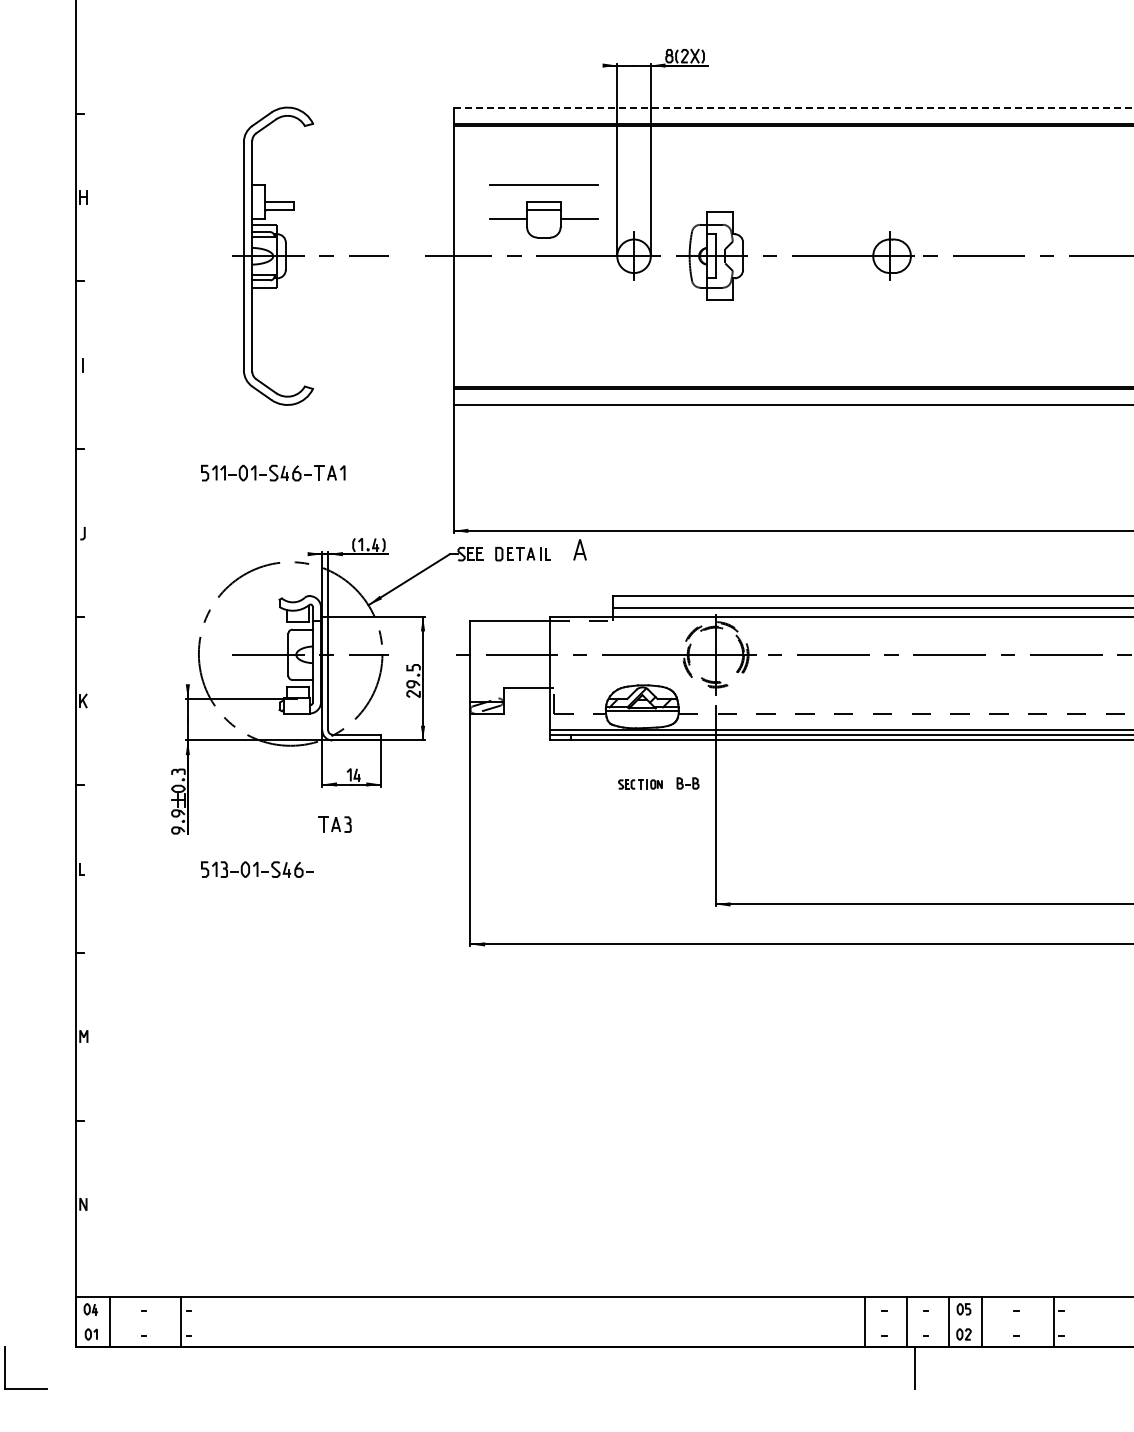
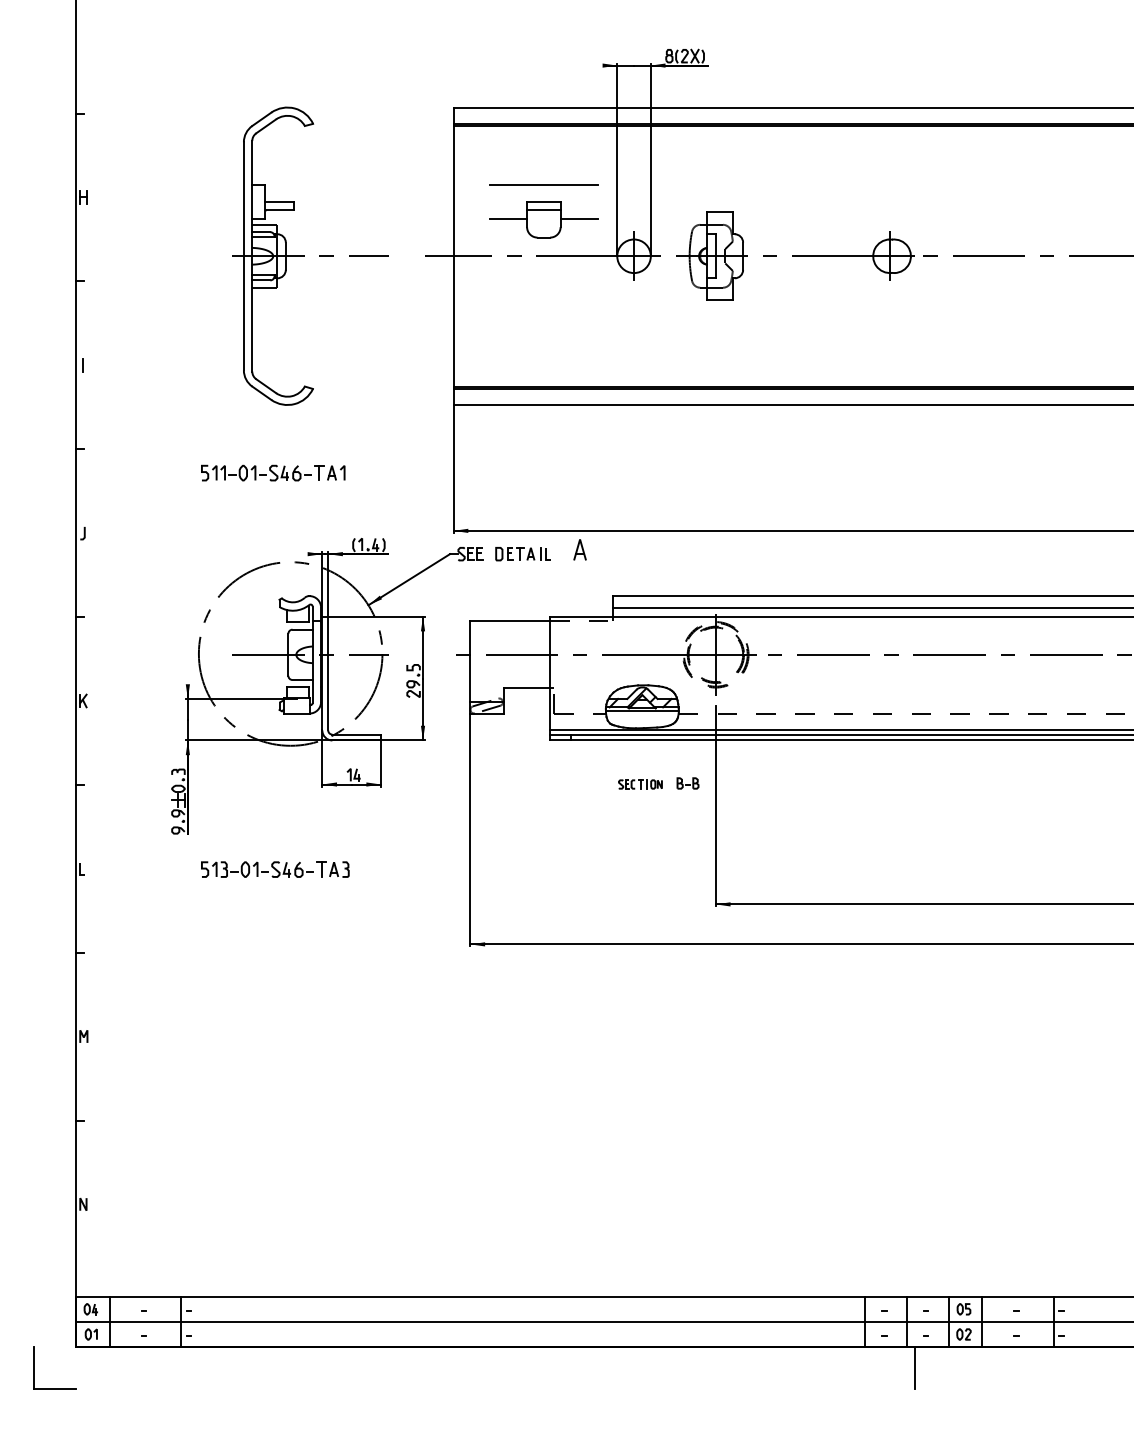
line: dashed -> solid (793, 107)
part position: (334, 824) -> (332, 869) (332, 869)
line: none -> present (603, 1321)
part position: (5, 1367) -> (34, 1367) (34, 1367)
